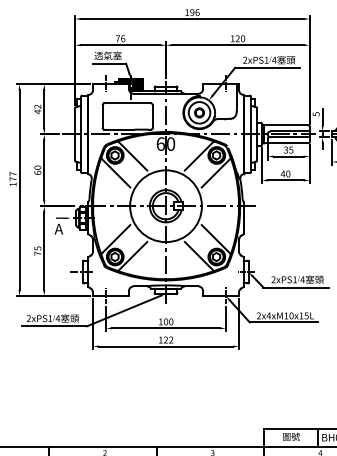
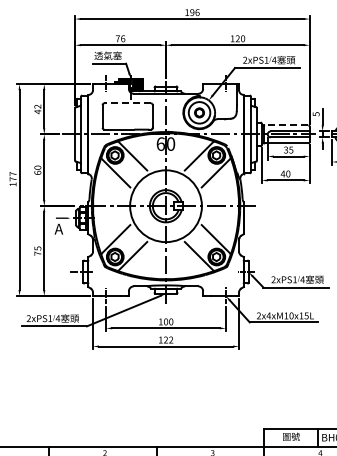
line: solid -> dashed (127, 103)
line: solid -> dashed (285, 125)
